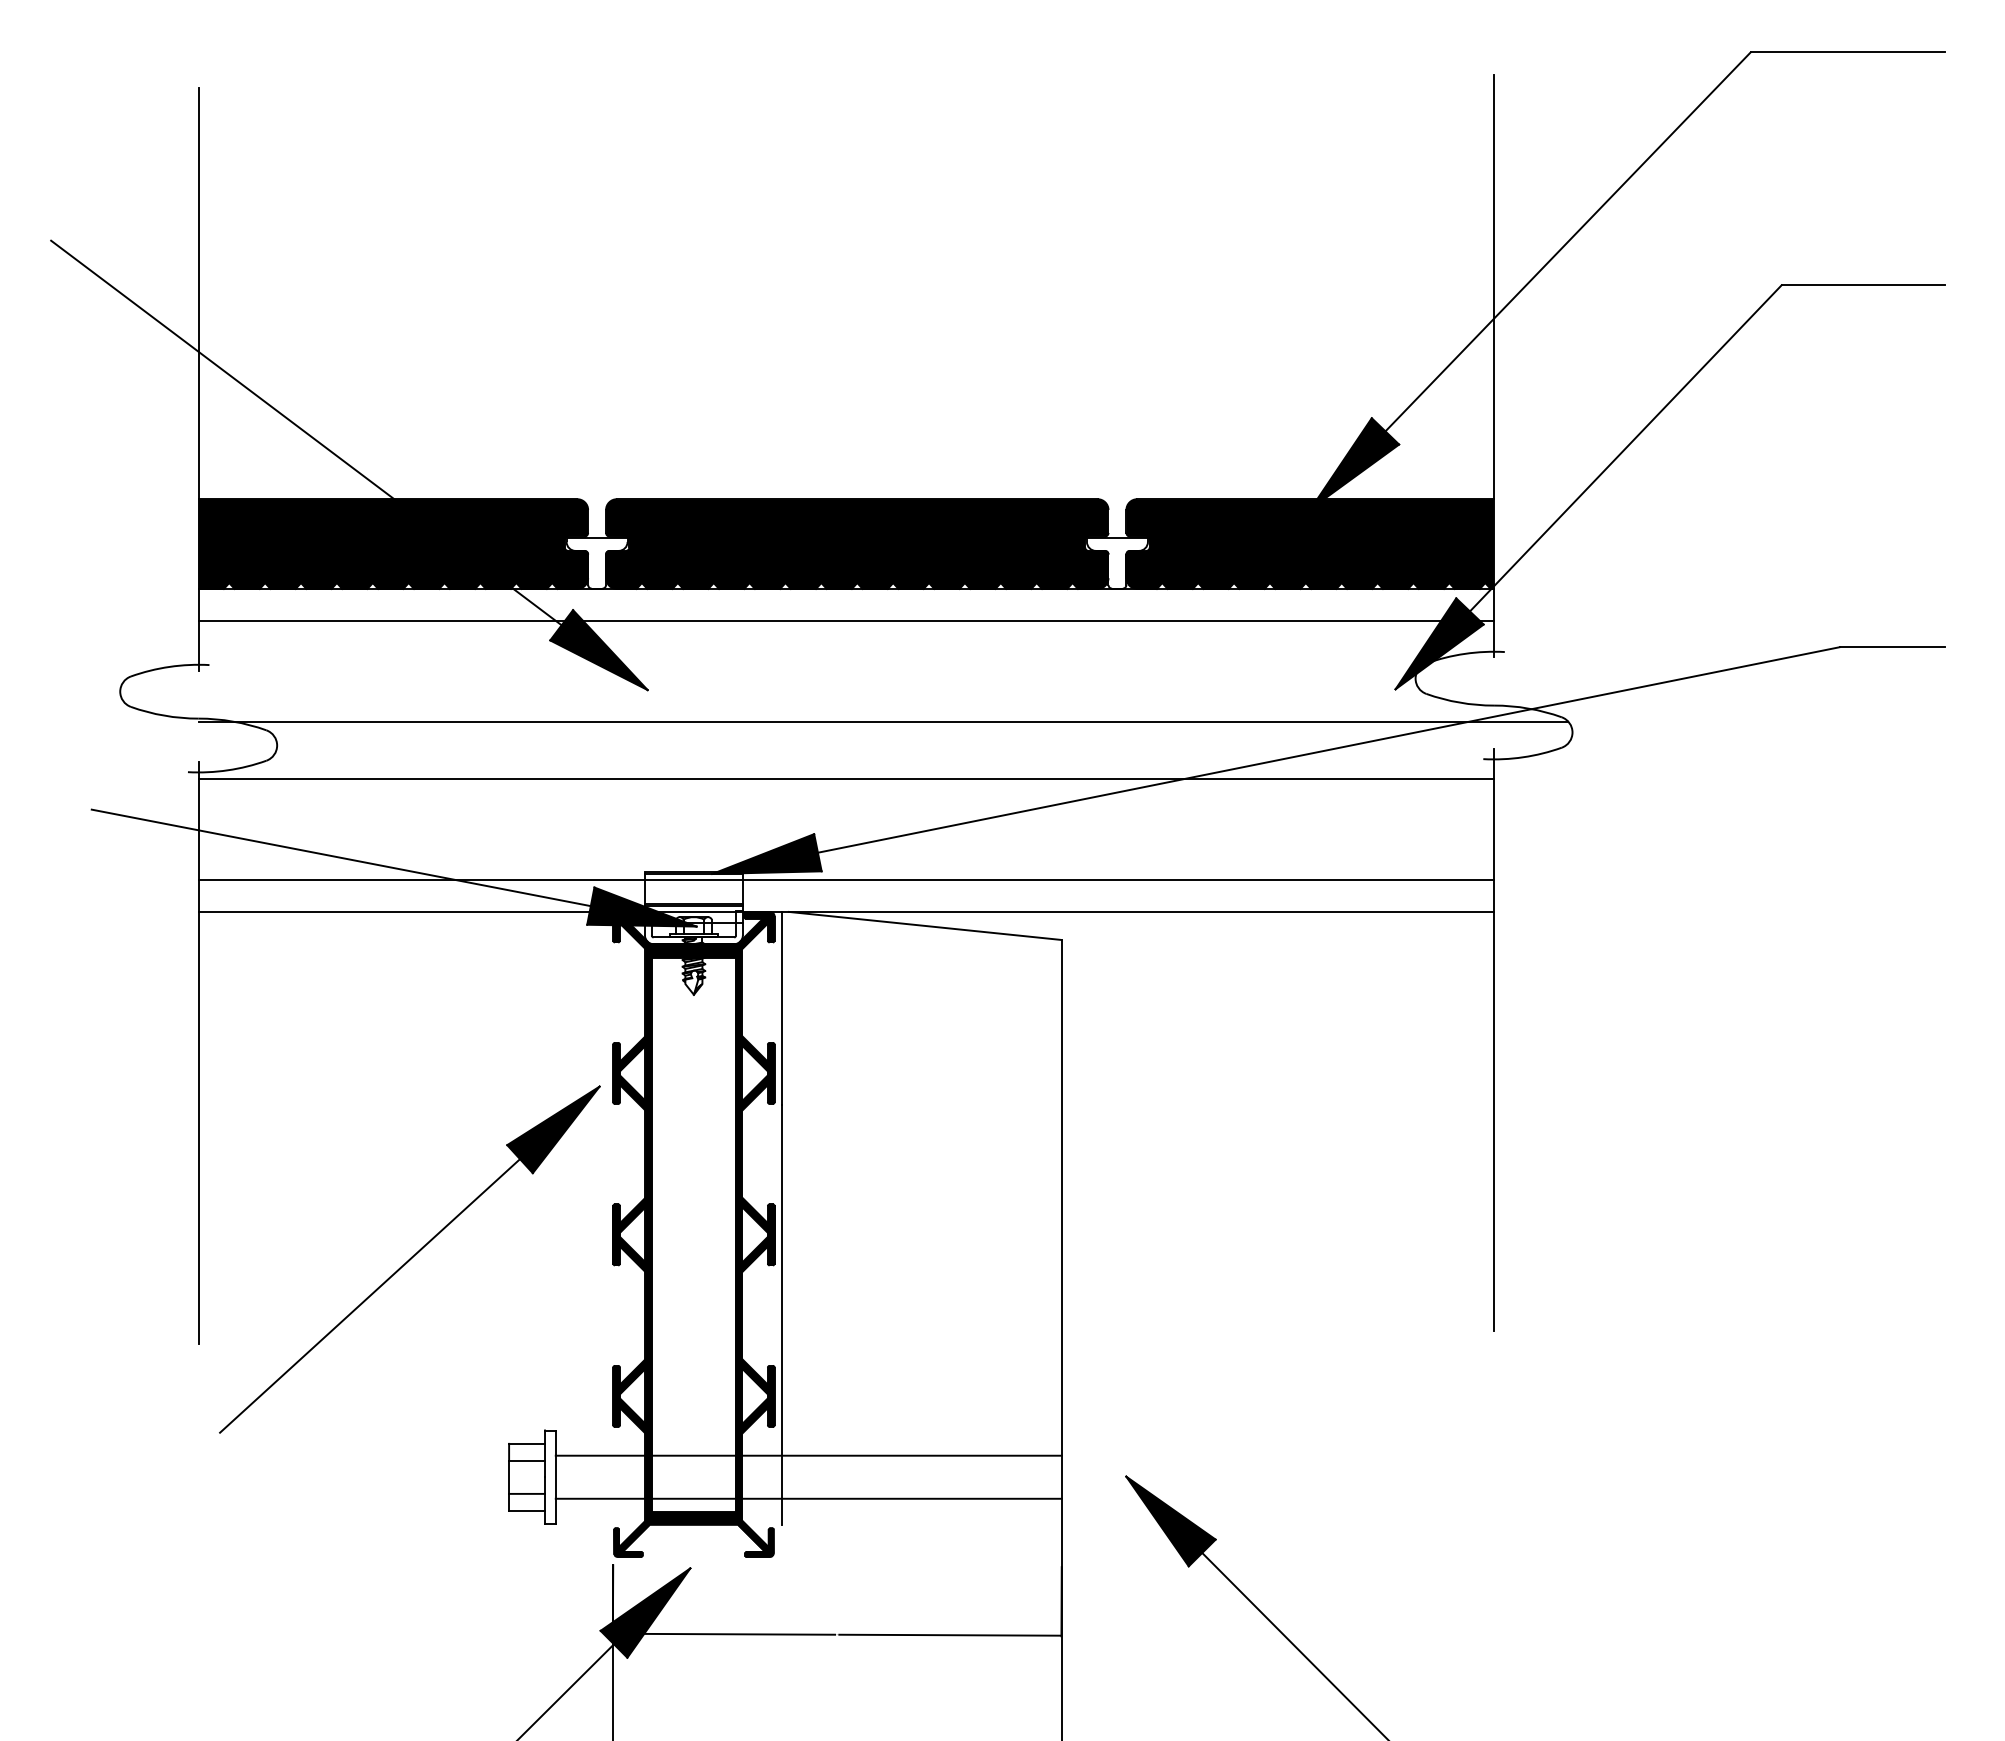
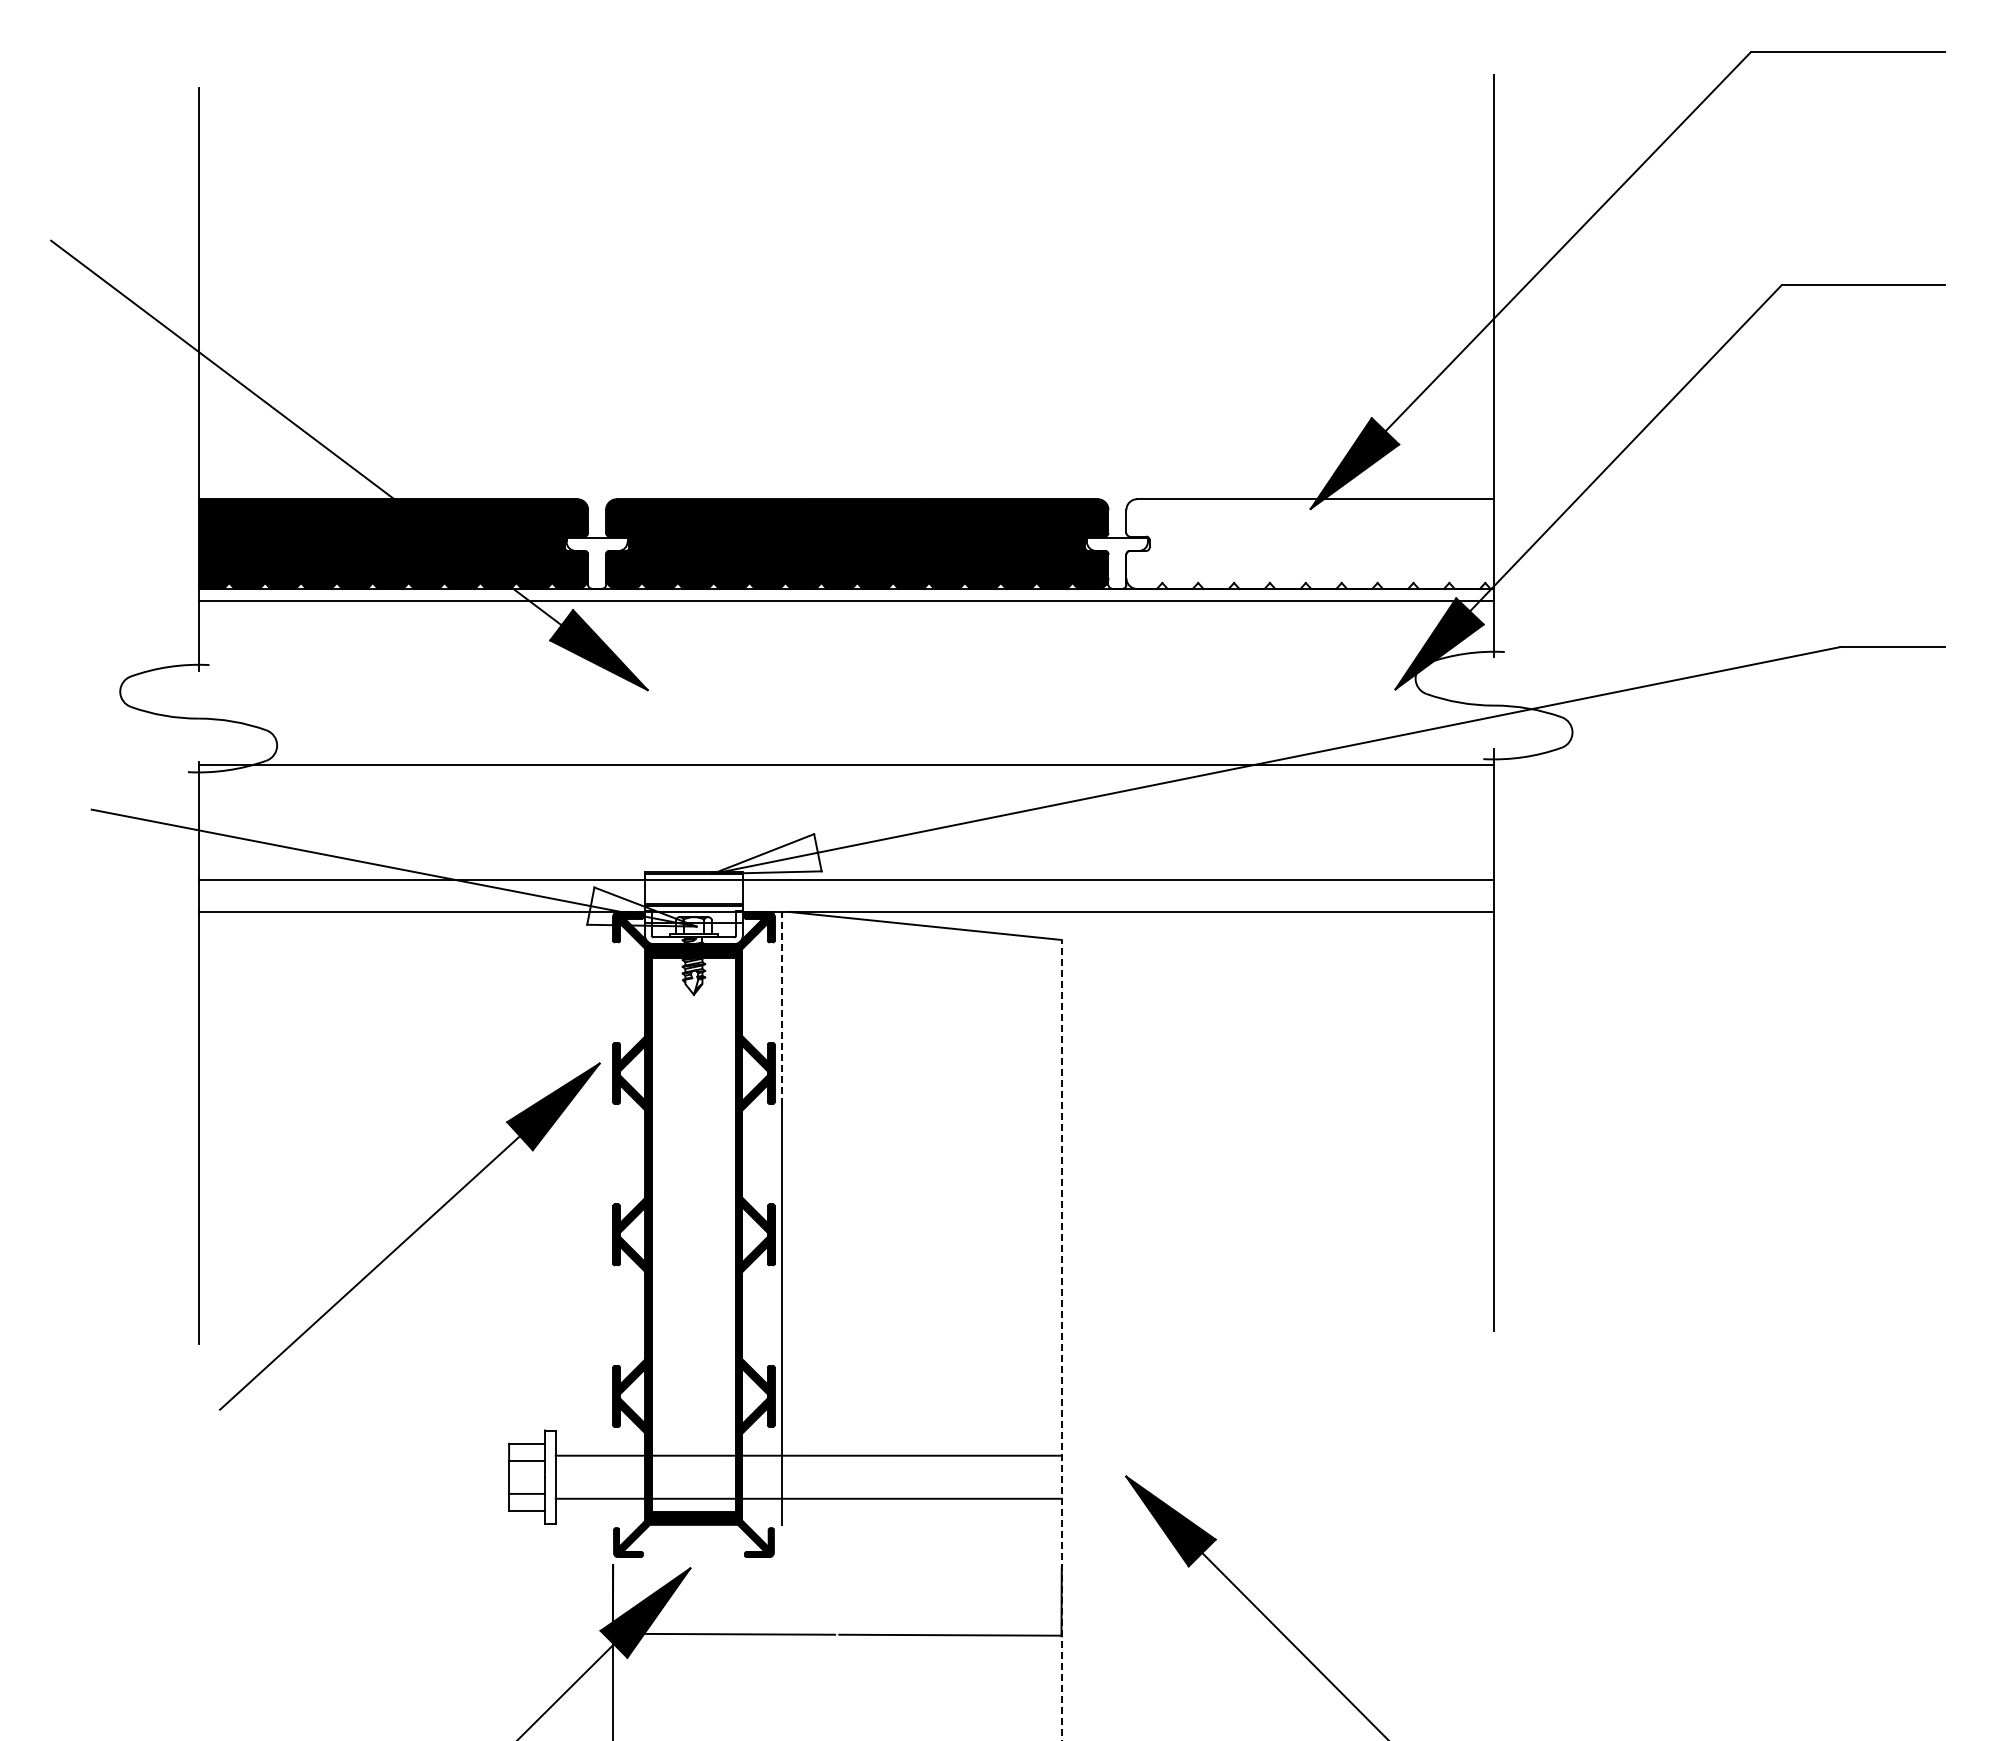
fill: present -> none (1310, 543)
line position: (846, 621) -> (846, 601) (846, 601)
line: present -> none (883, 721)
line position: (846, 779) -> (846, 765) (846, 765)
fill: present -> none (766, 853)
fill: present -> none (641, 906)
line: solid -> dashed (781, 1008)
part position: (409, 1259) -> (409, 1236) (409, 1236)
line: solid -> dashed (1061, 1339)
